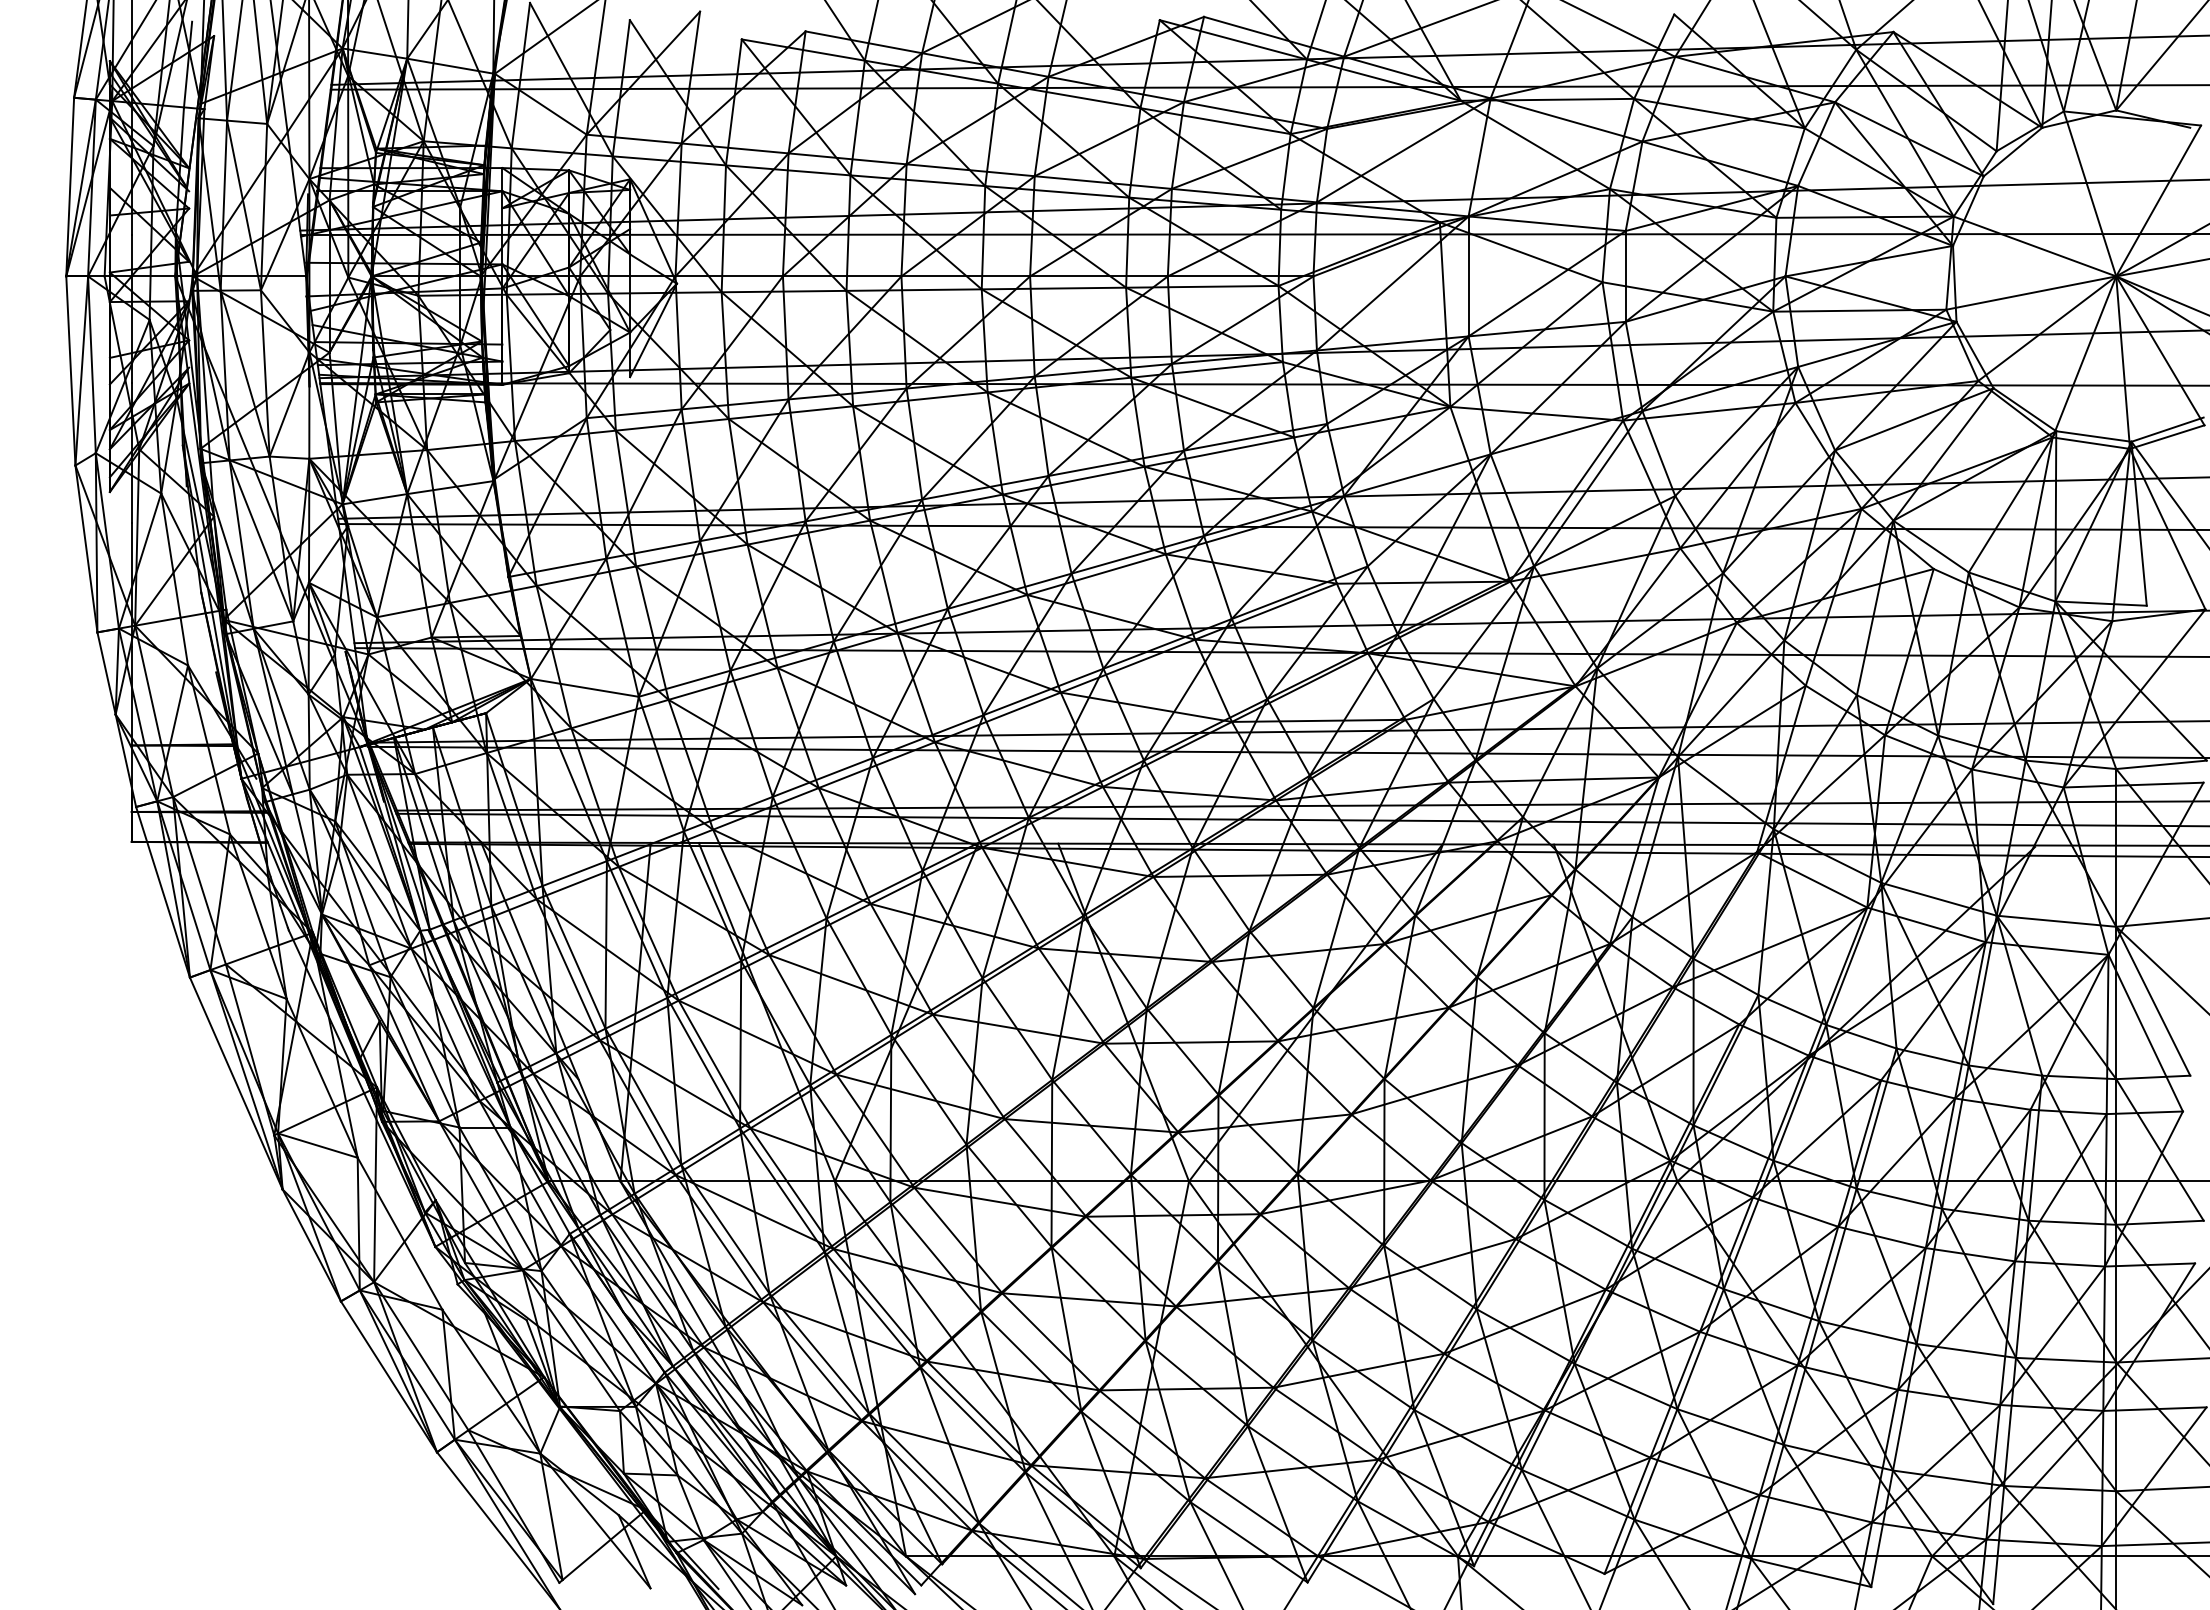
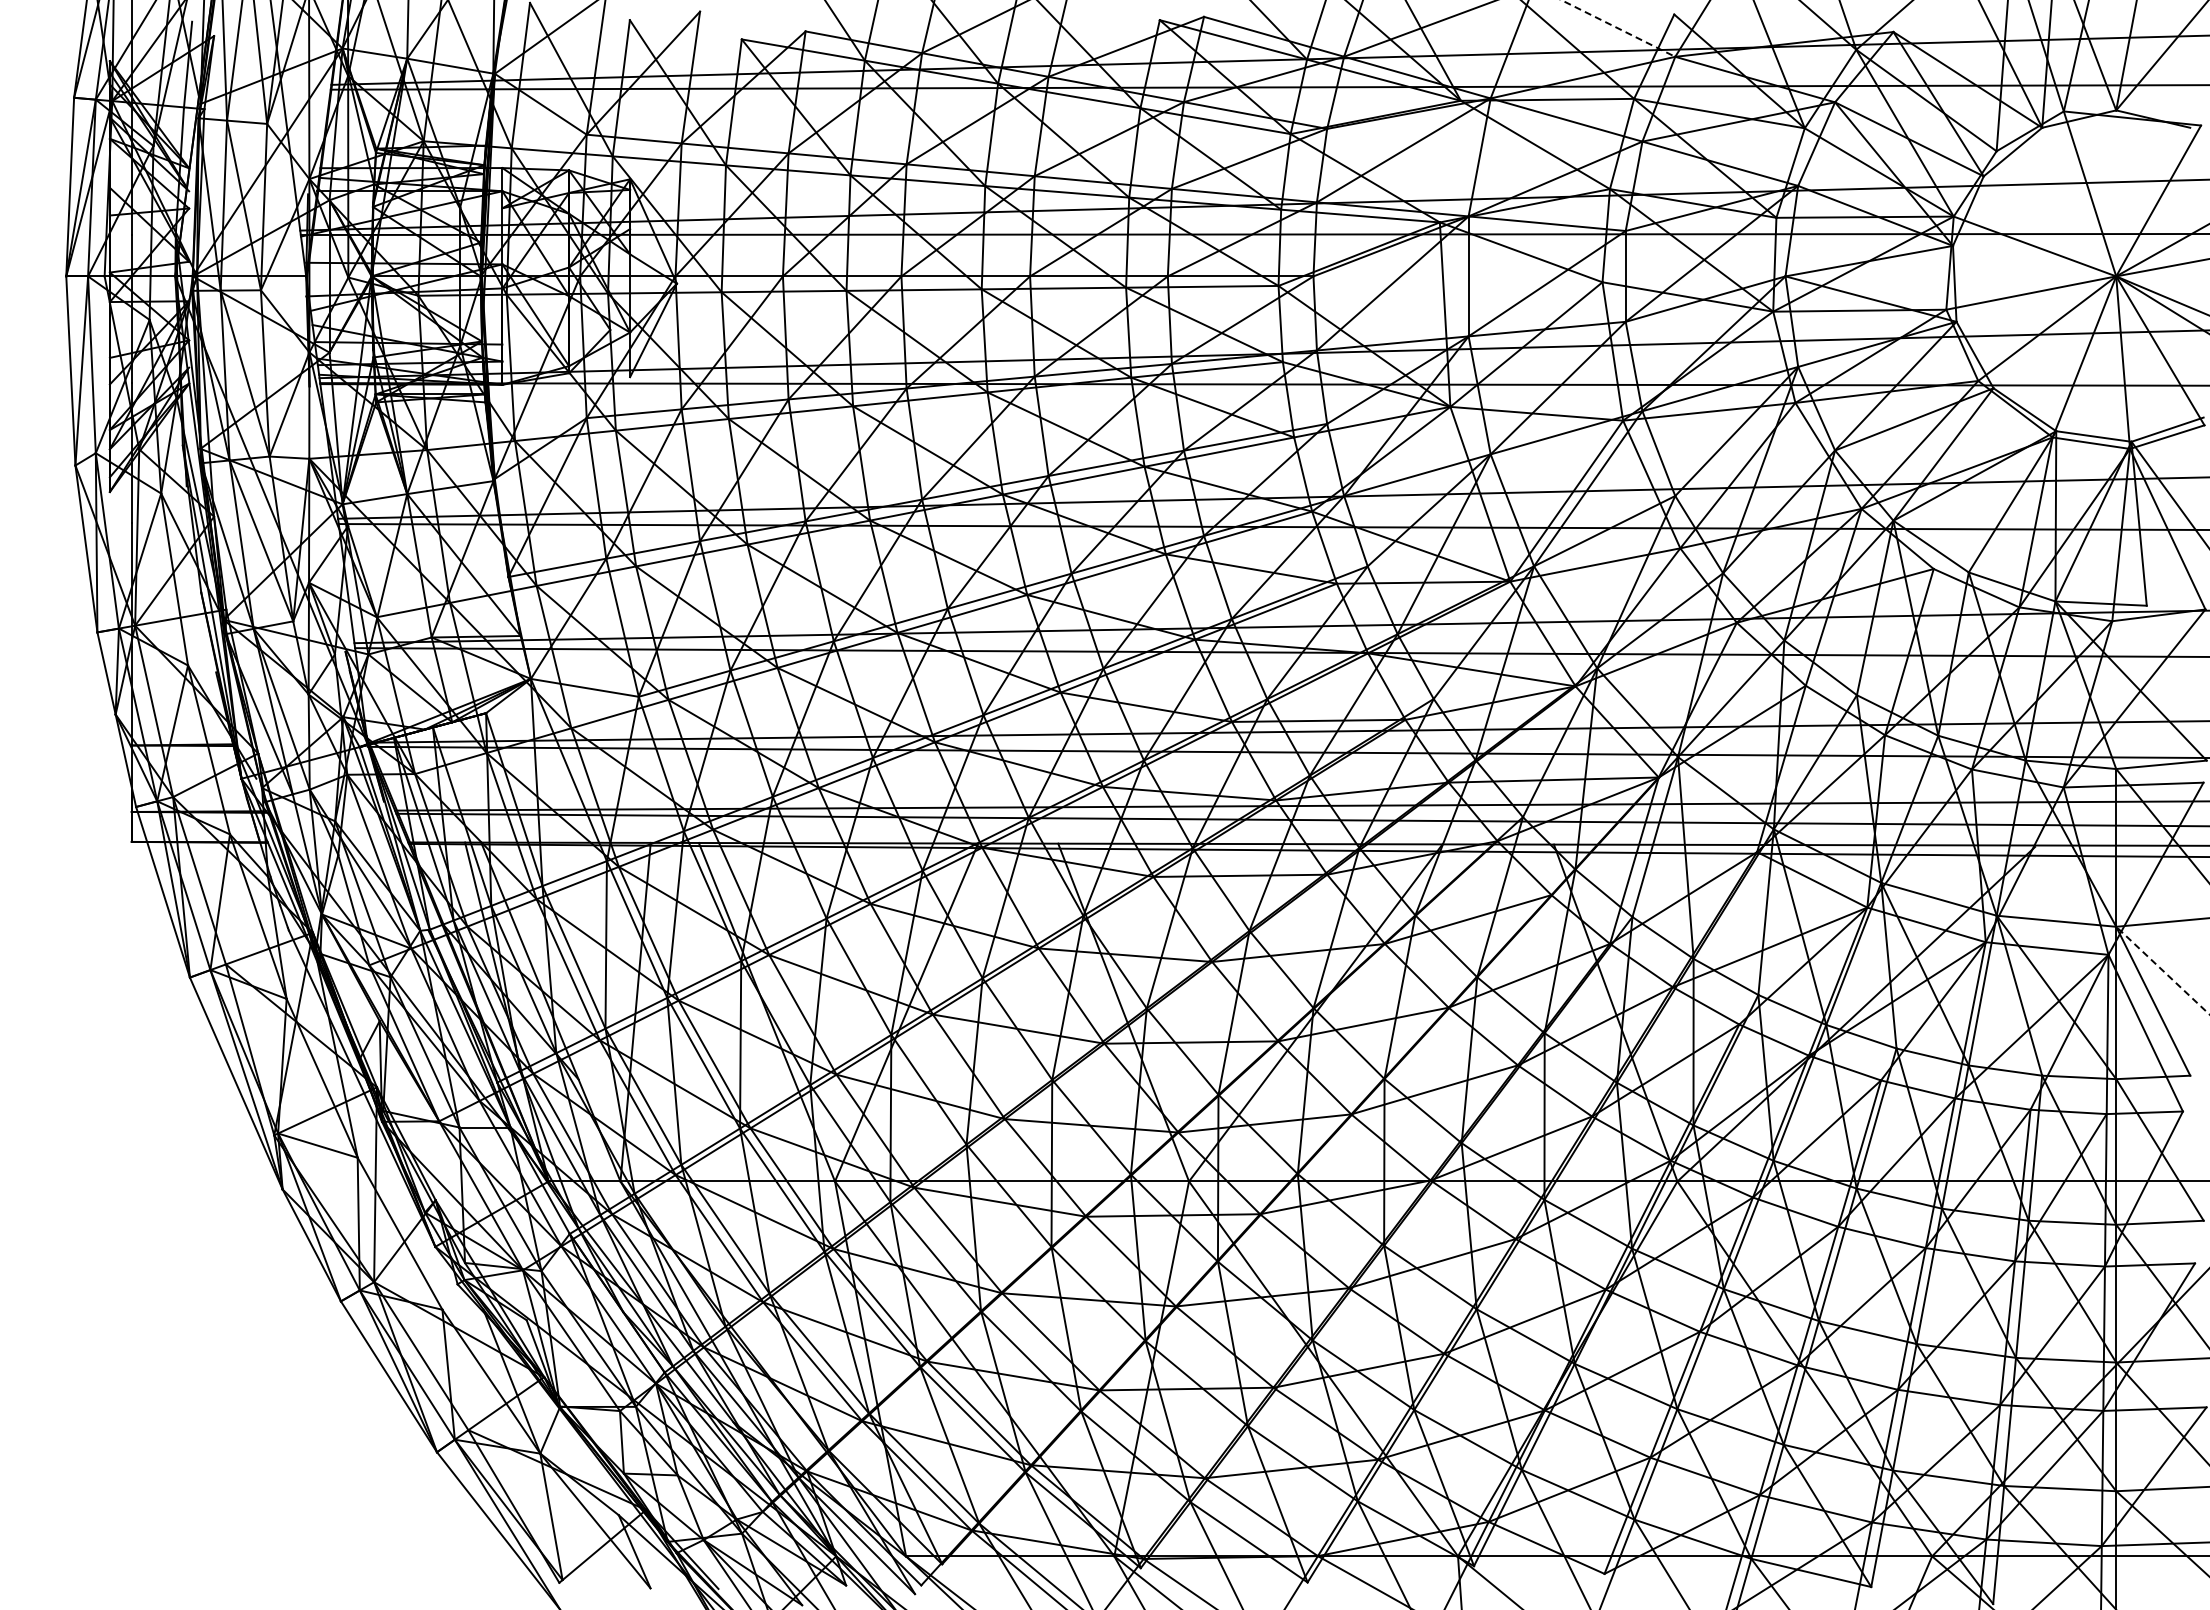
line: solid -> dashed (1618, 28)
line: solid -> dashed (2162, 970)
